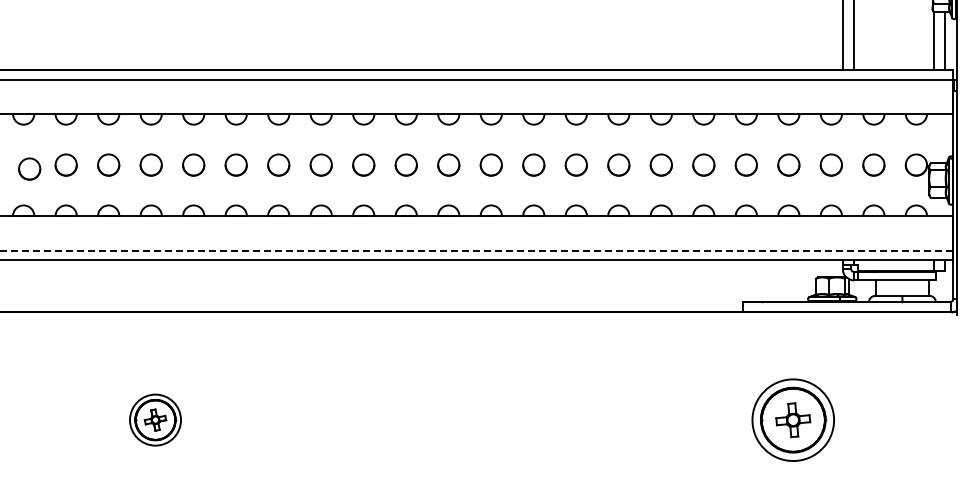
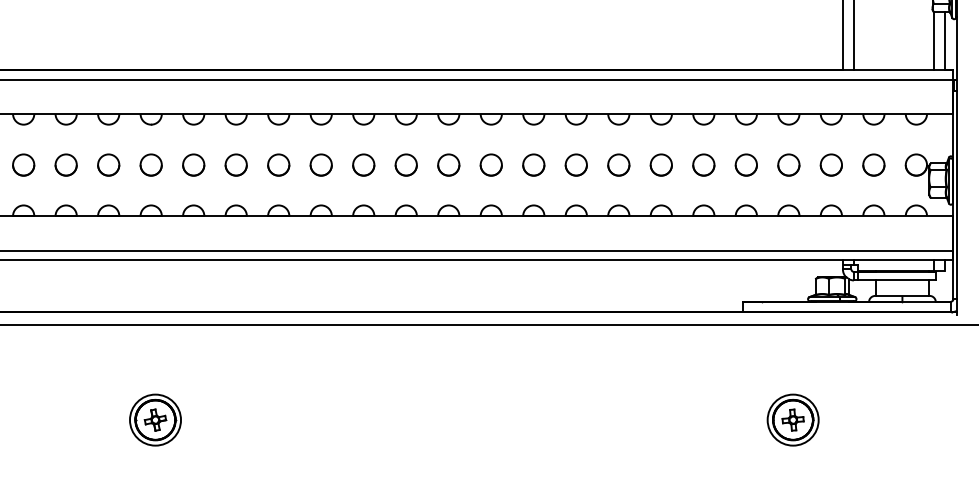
circle position: (29, 168) -> (23, 164) (23, 164)
line: dashed -> solid (476, 250)
line: none -> present (488, 325)
part size: 84x84 px -> 54x54 px (792, 419)
